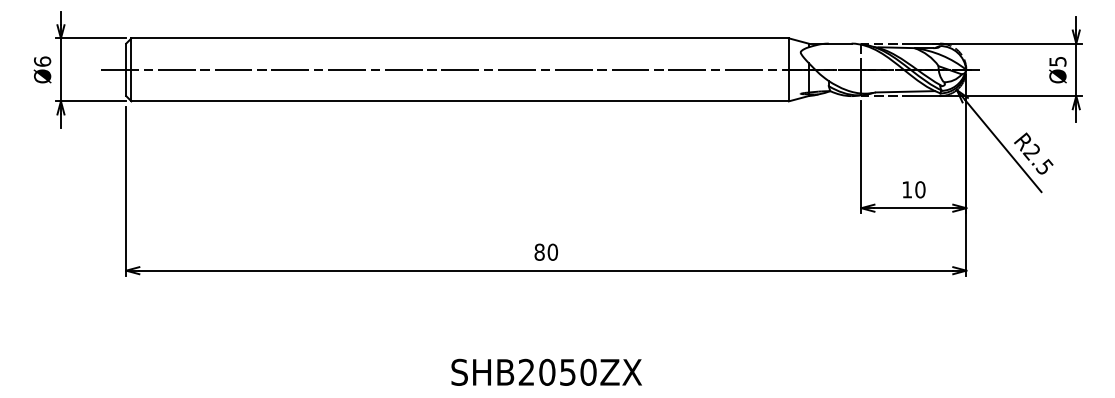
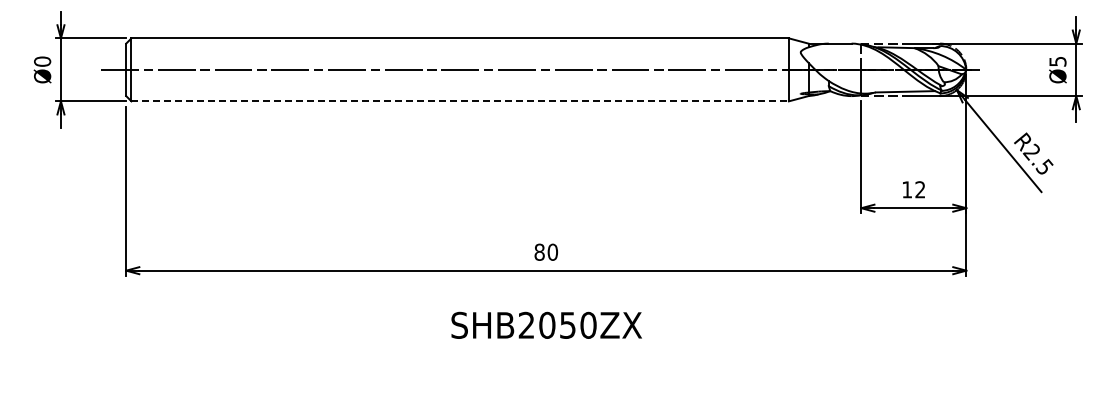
text: Ø6 -> Ø0 (42, 61)
line: solid -> dashed (460, 101)
text: 10 -> 12 (920, 189)
text position: (546, 371) -> (546, 324) (546, 324)
